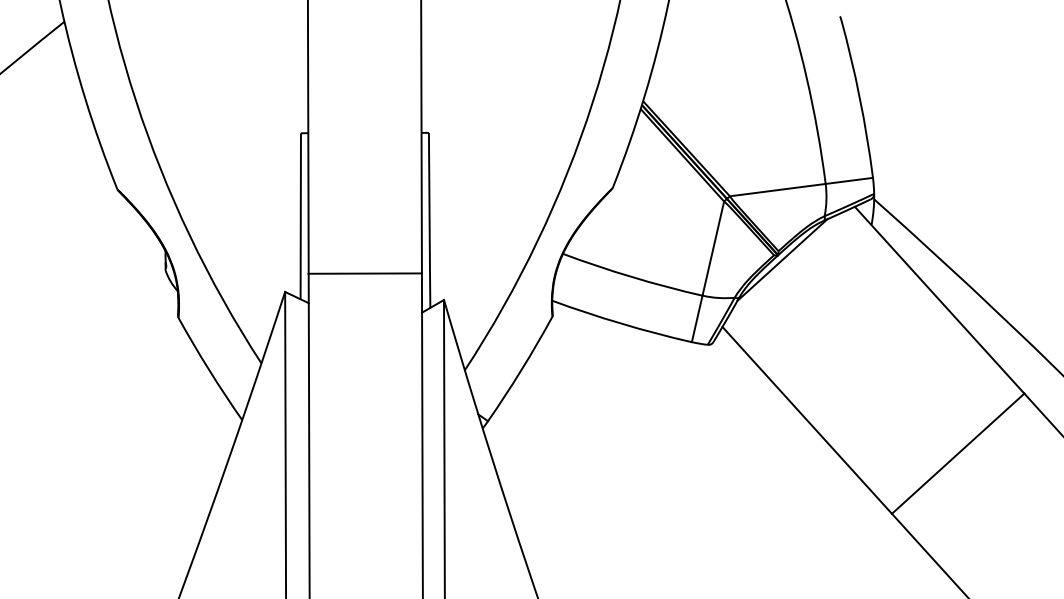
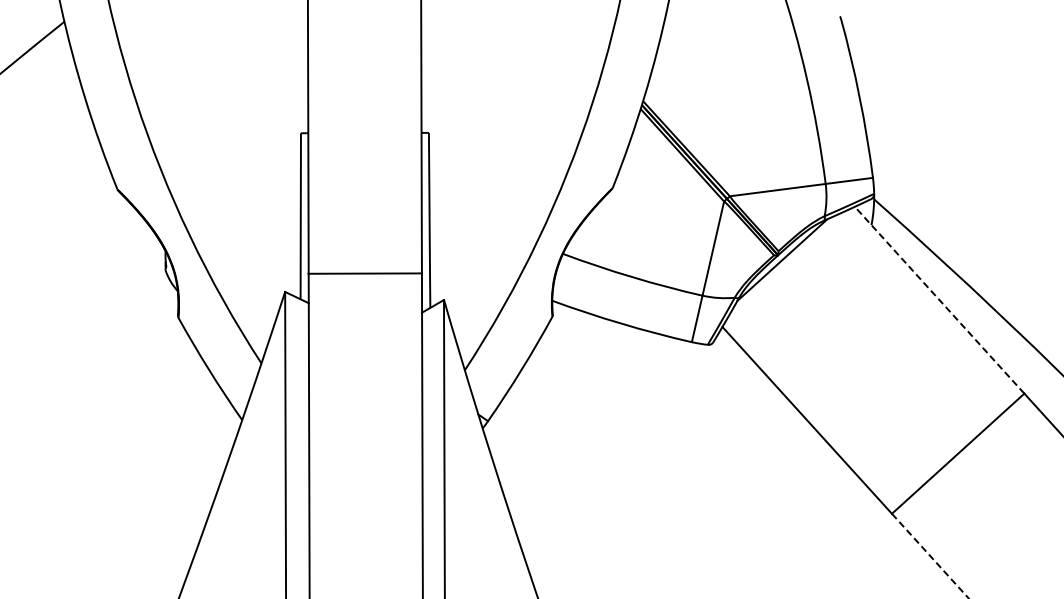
line: solid -> dashed (939, 299)
line: solid -> dashed (930, 556)
